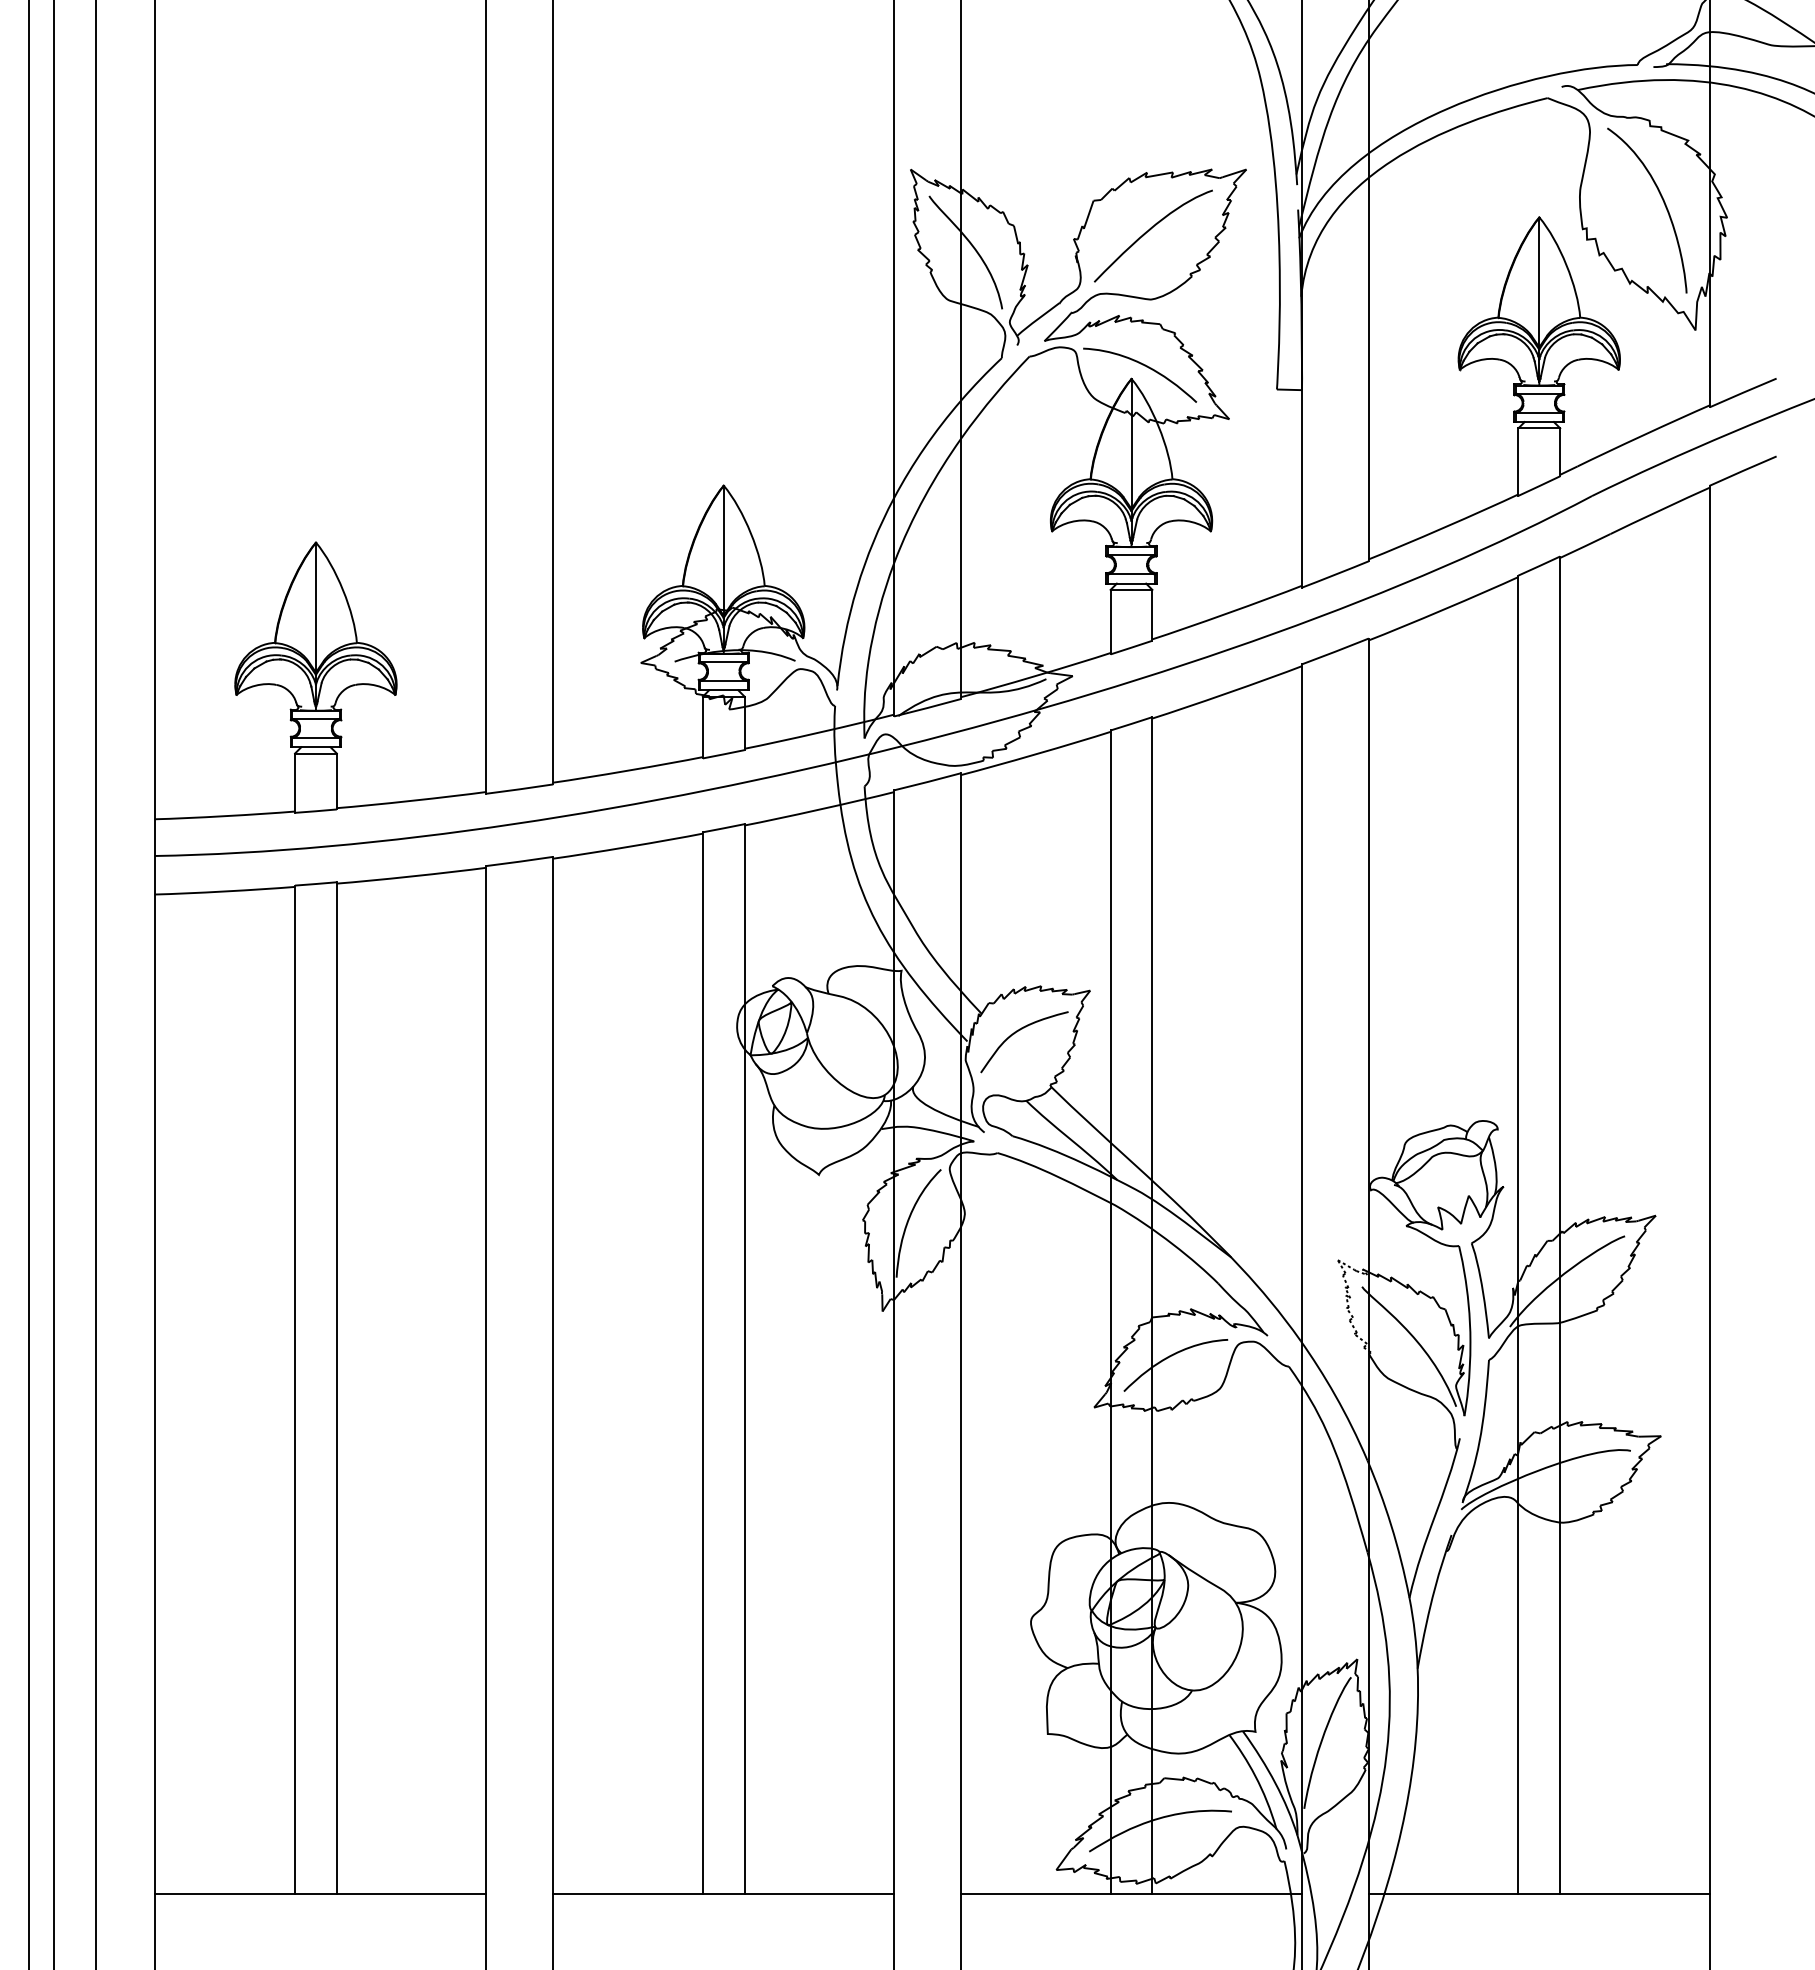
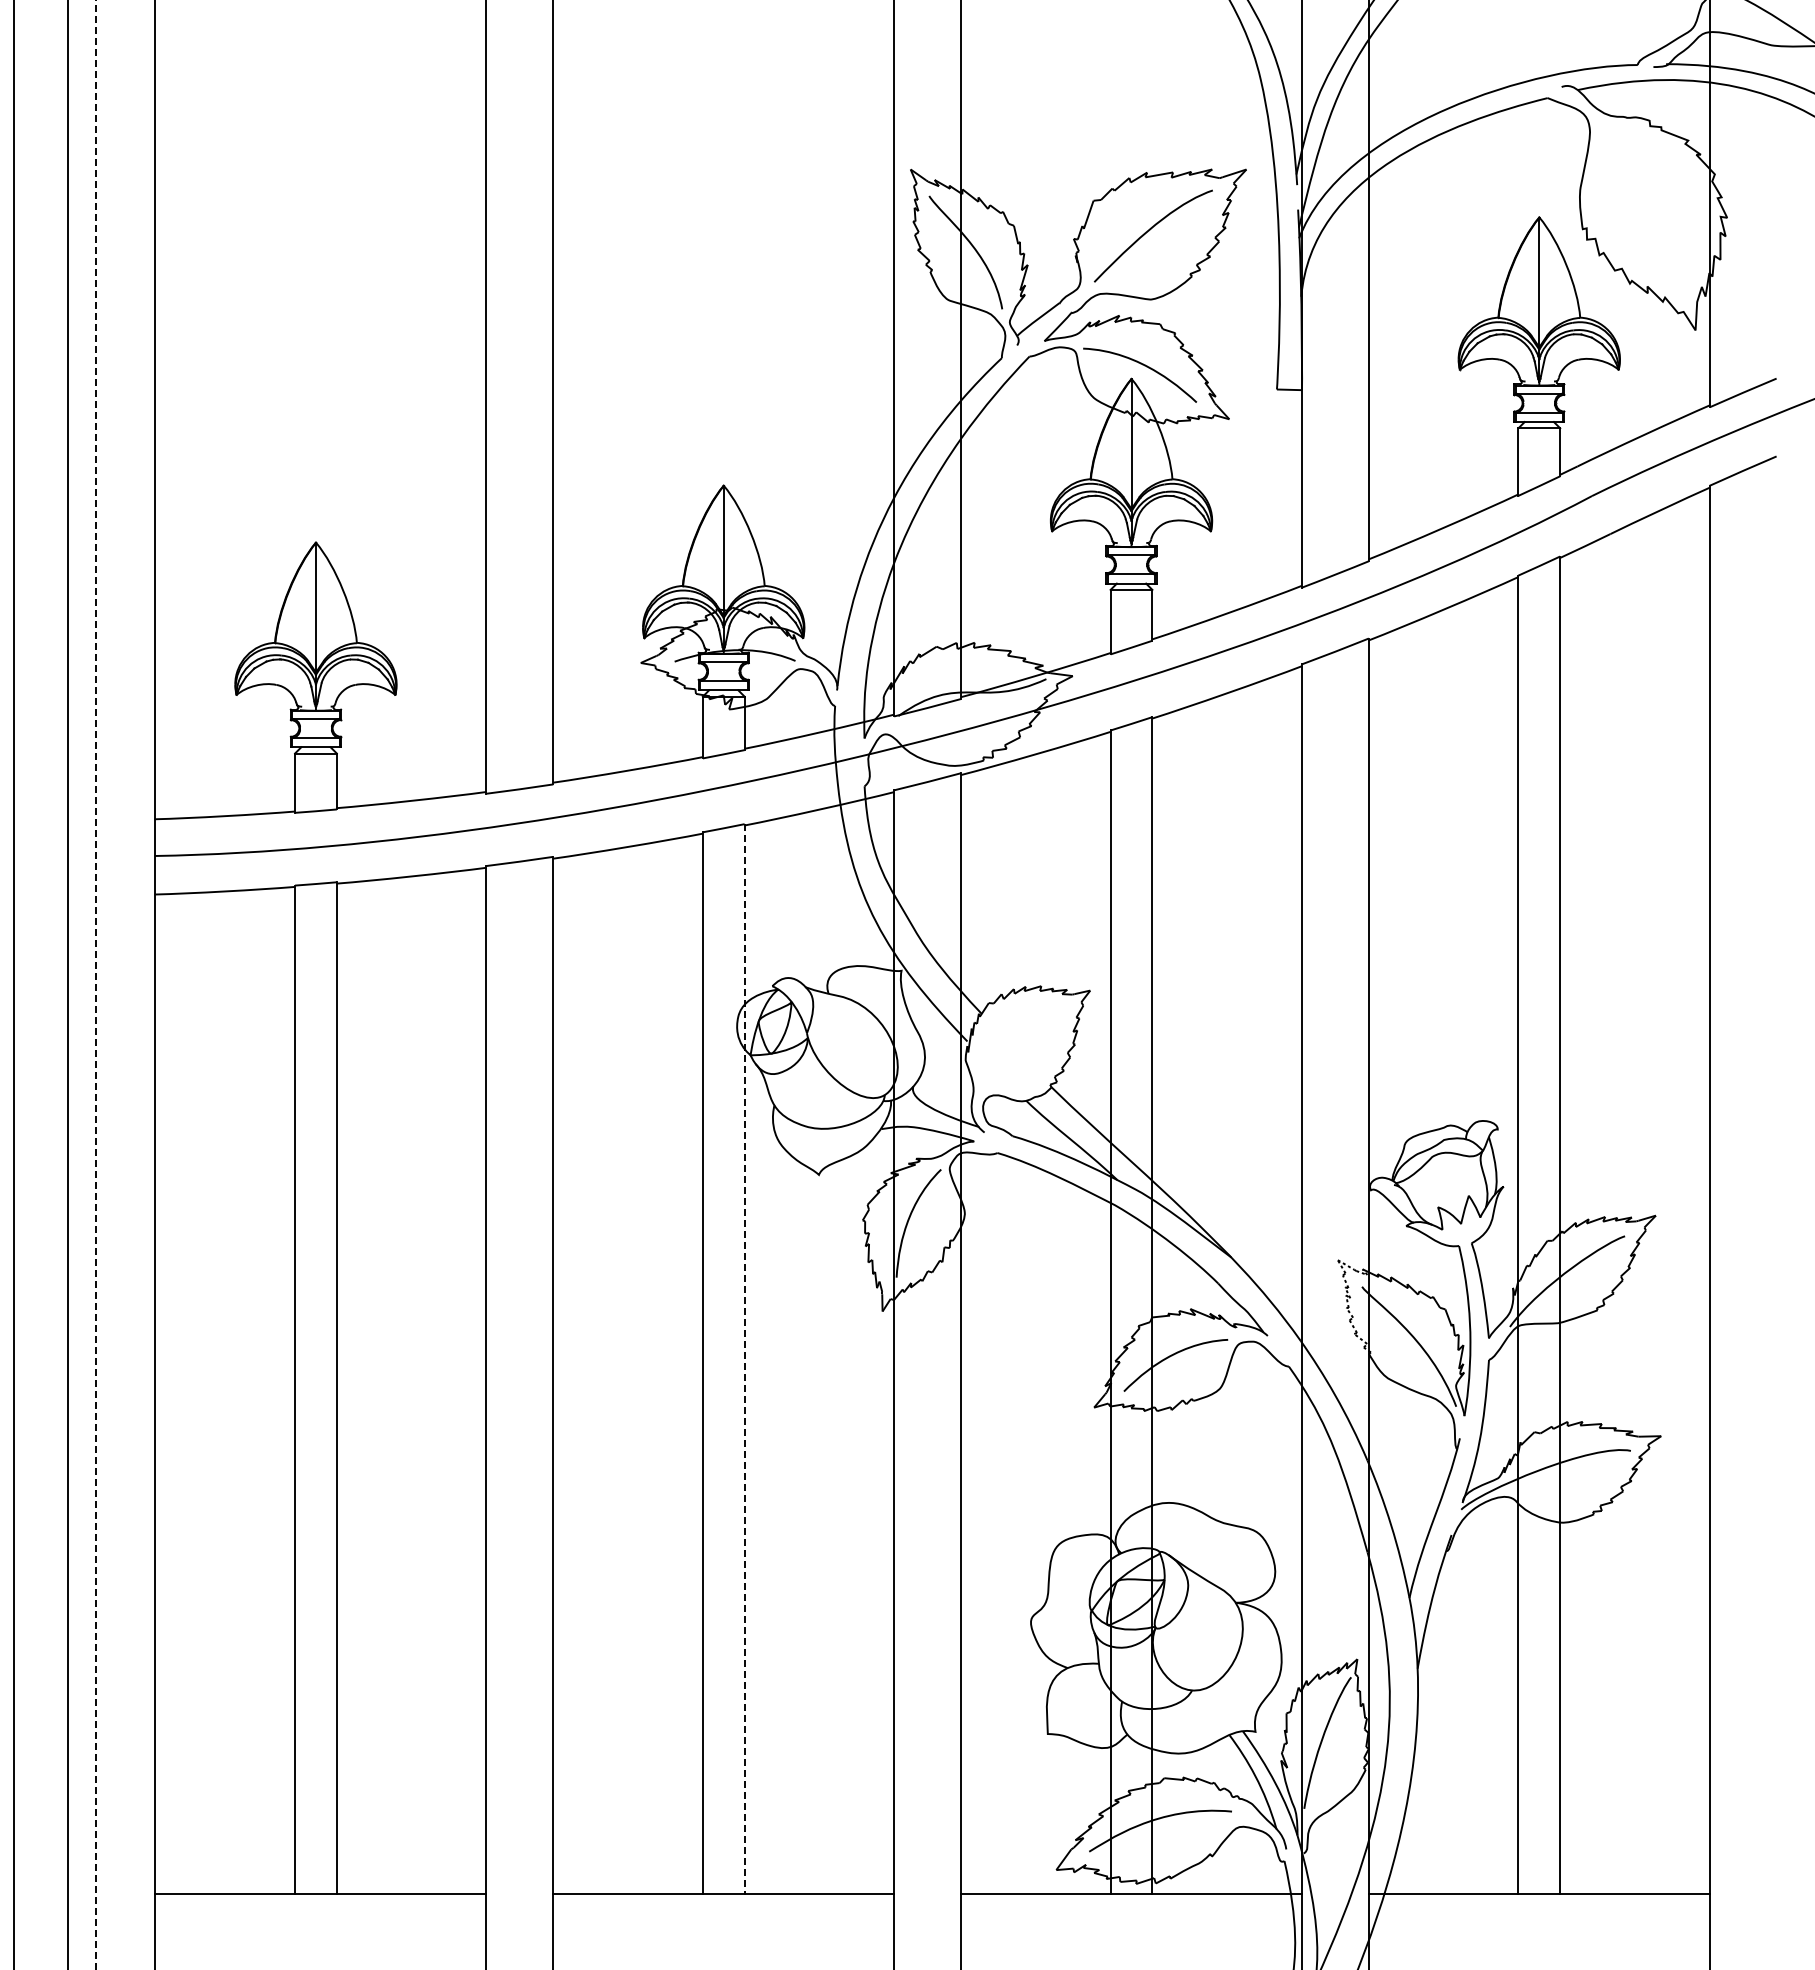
curve: present -> none (1663, 203)
line position: (29, 984) -> (14, 984) (14, 984)
line position: (54, 984) -> (68, 984) (68, 984)
line: solid -> dashed (96, 984)
curve: present -> none (1017, 1032)
line: solid -> dashed (744, 1359)
